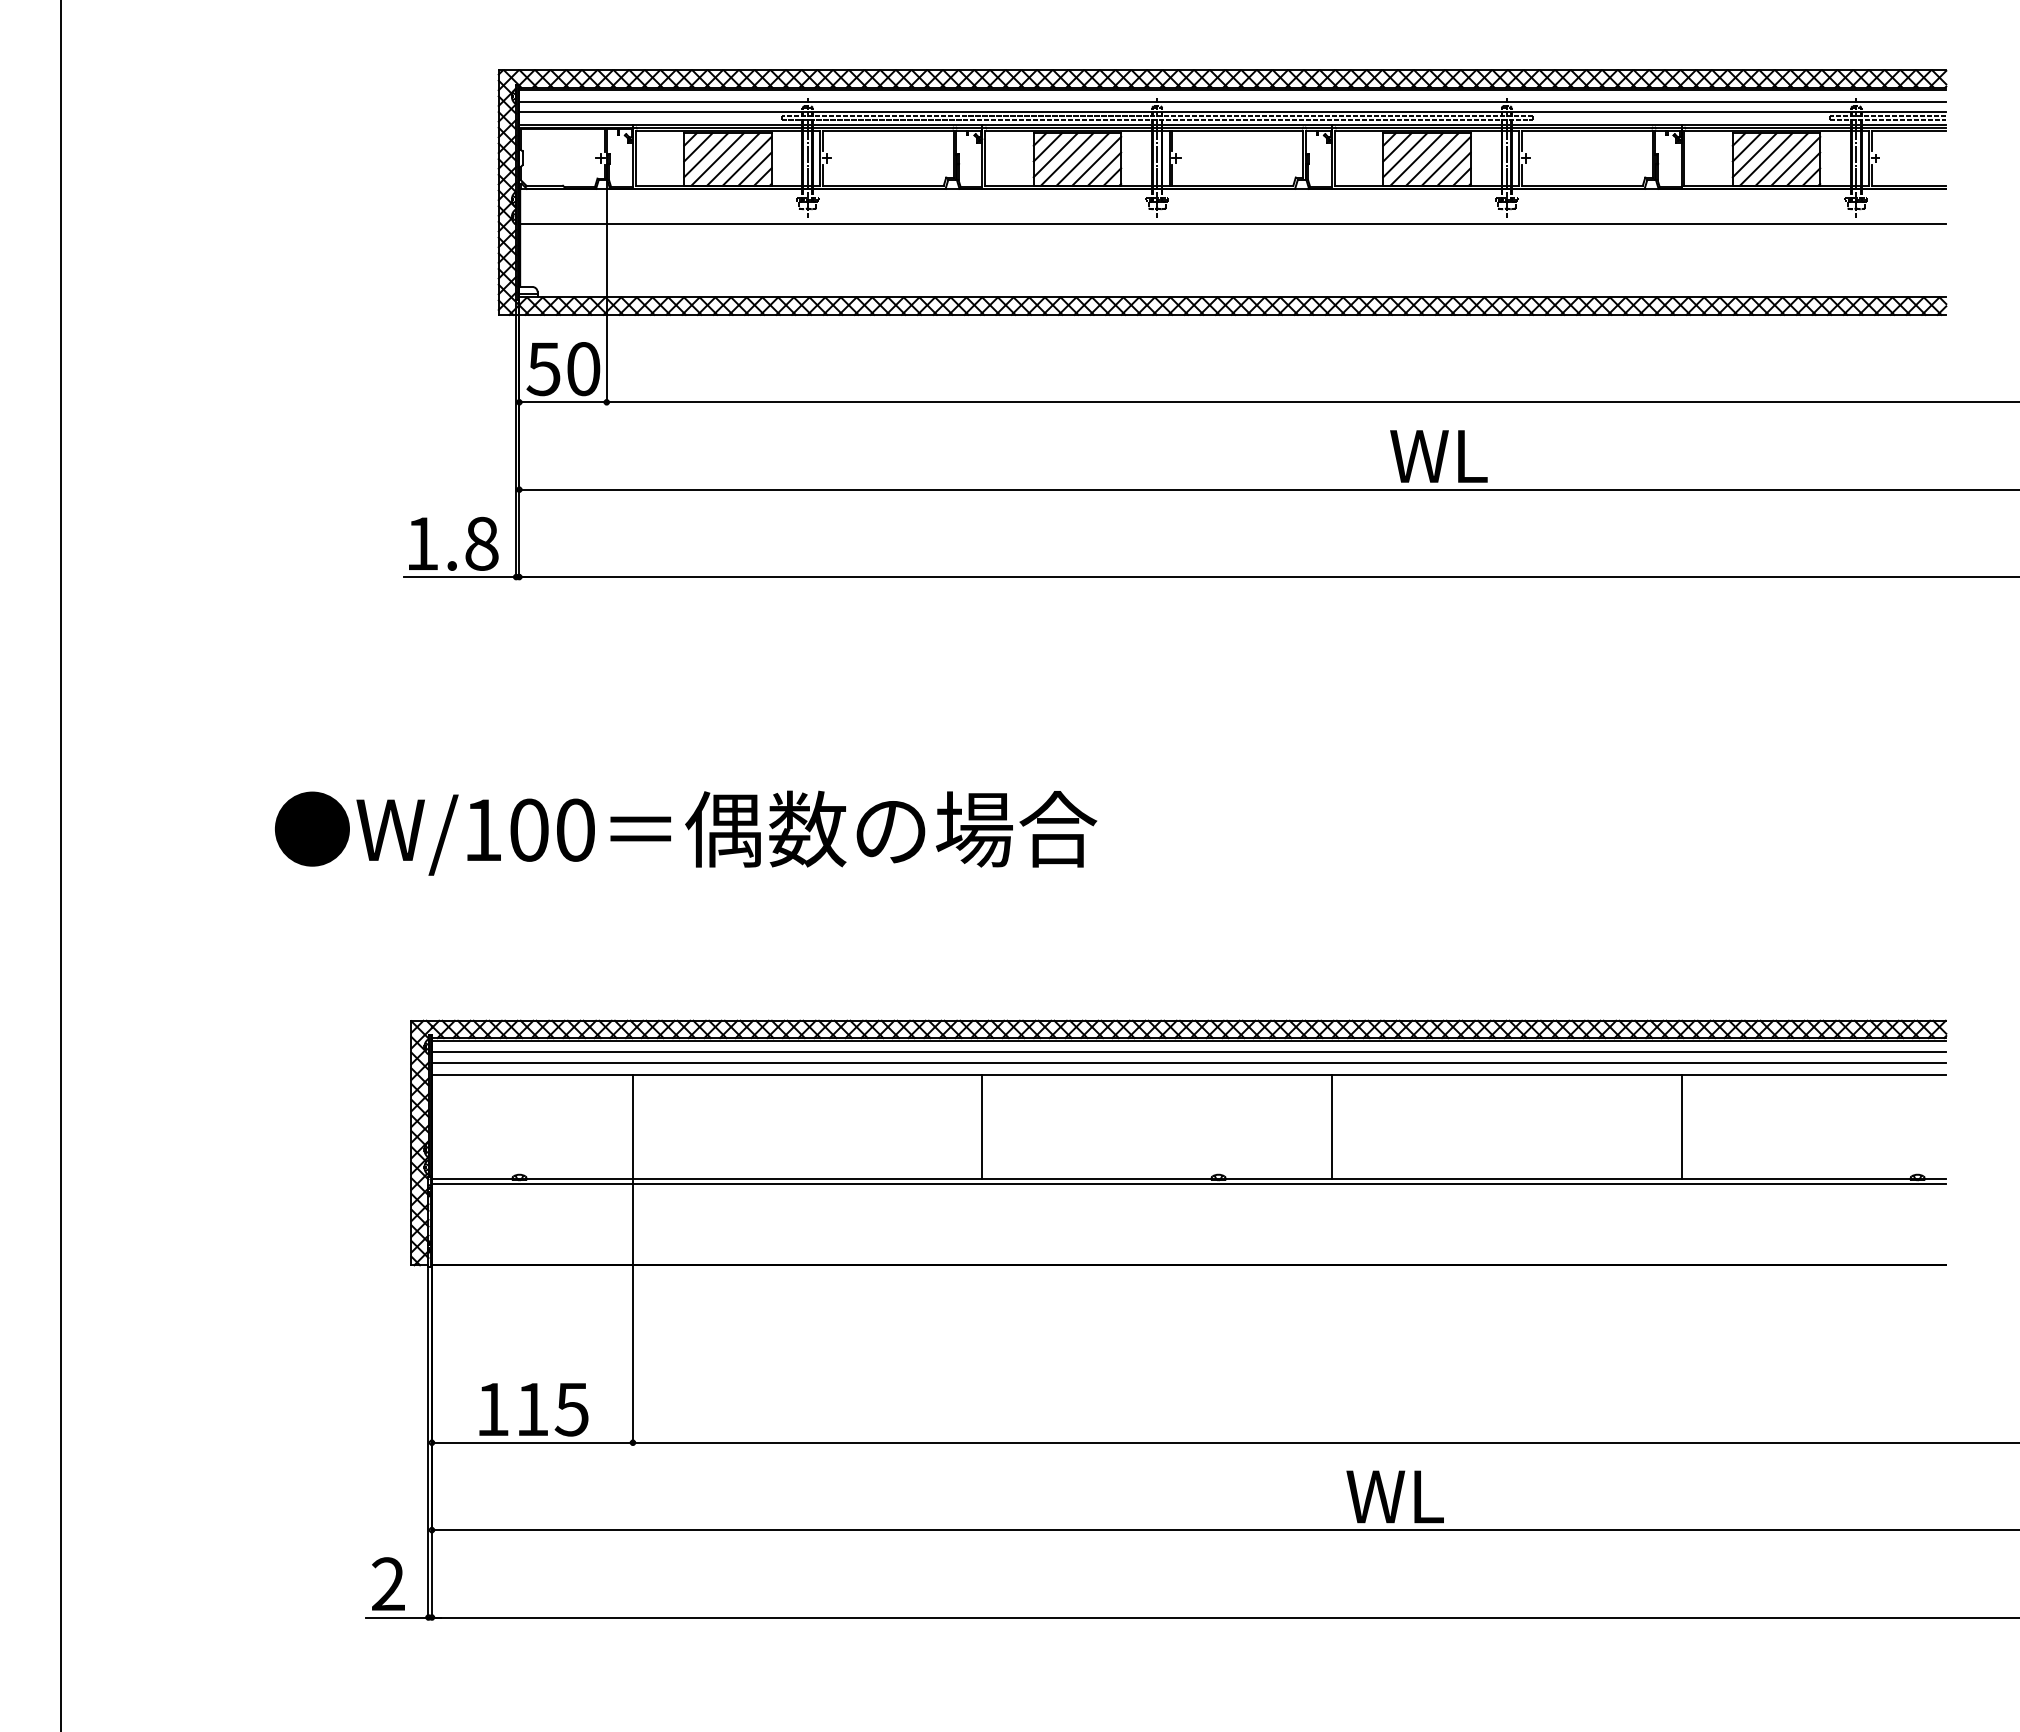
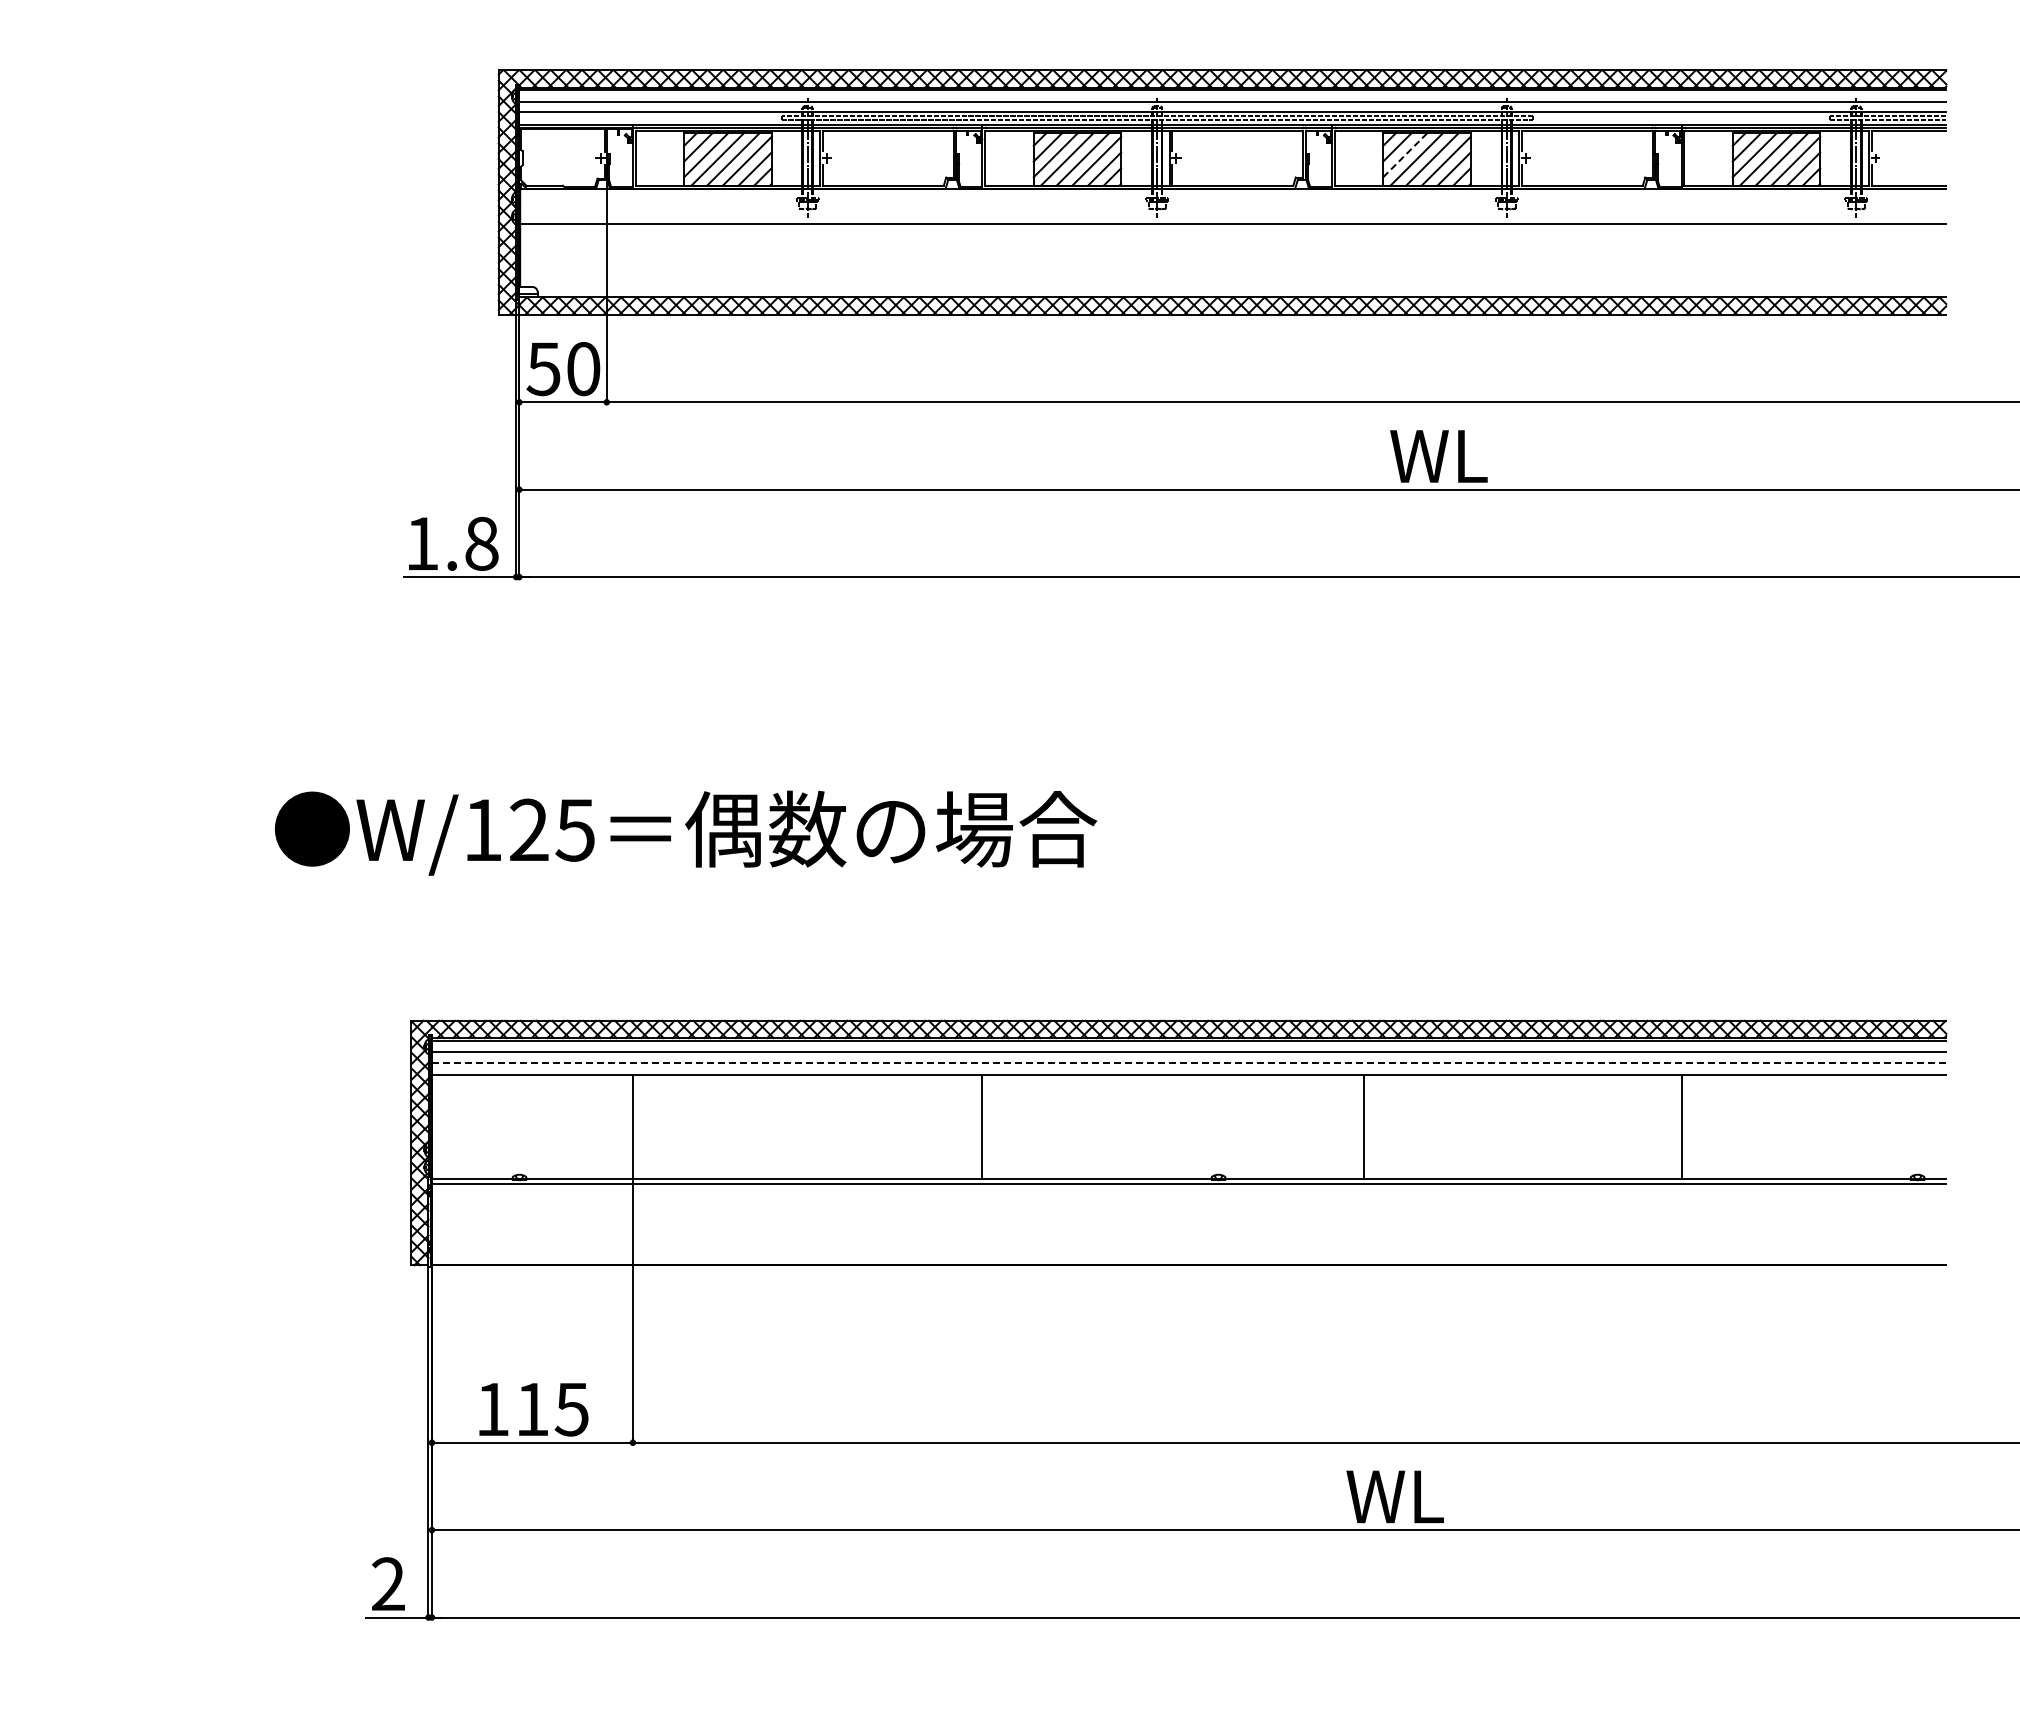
line: solid -> dashed (1405, 154)
text: W/100 -> W/125 (552, 829)
line: present -> none (60, 865)
line: solid -> dashed (1189, 1062)
line position: (1332, 1126) -> (1364, 1126) (1364, 1126)
